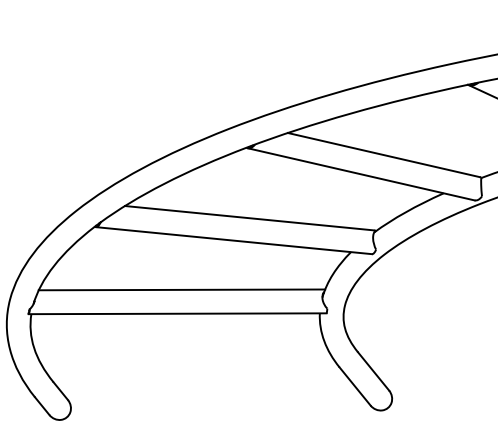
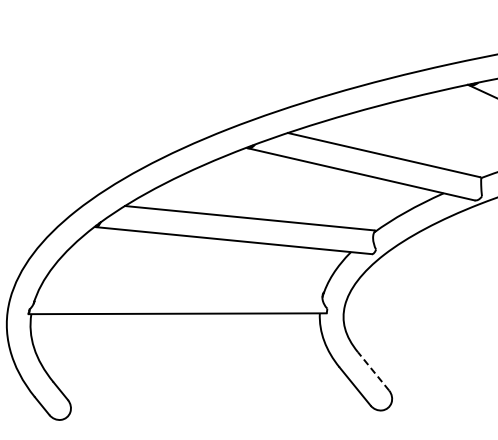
line: present -> none (181, 289)
line: solid -> dashed (373, 371)
